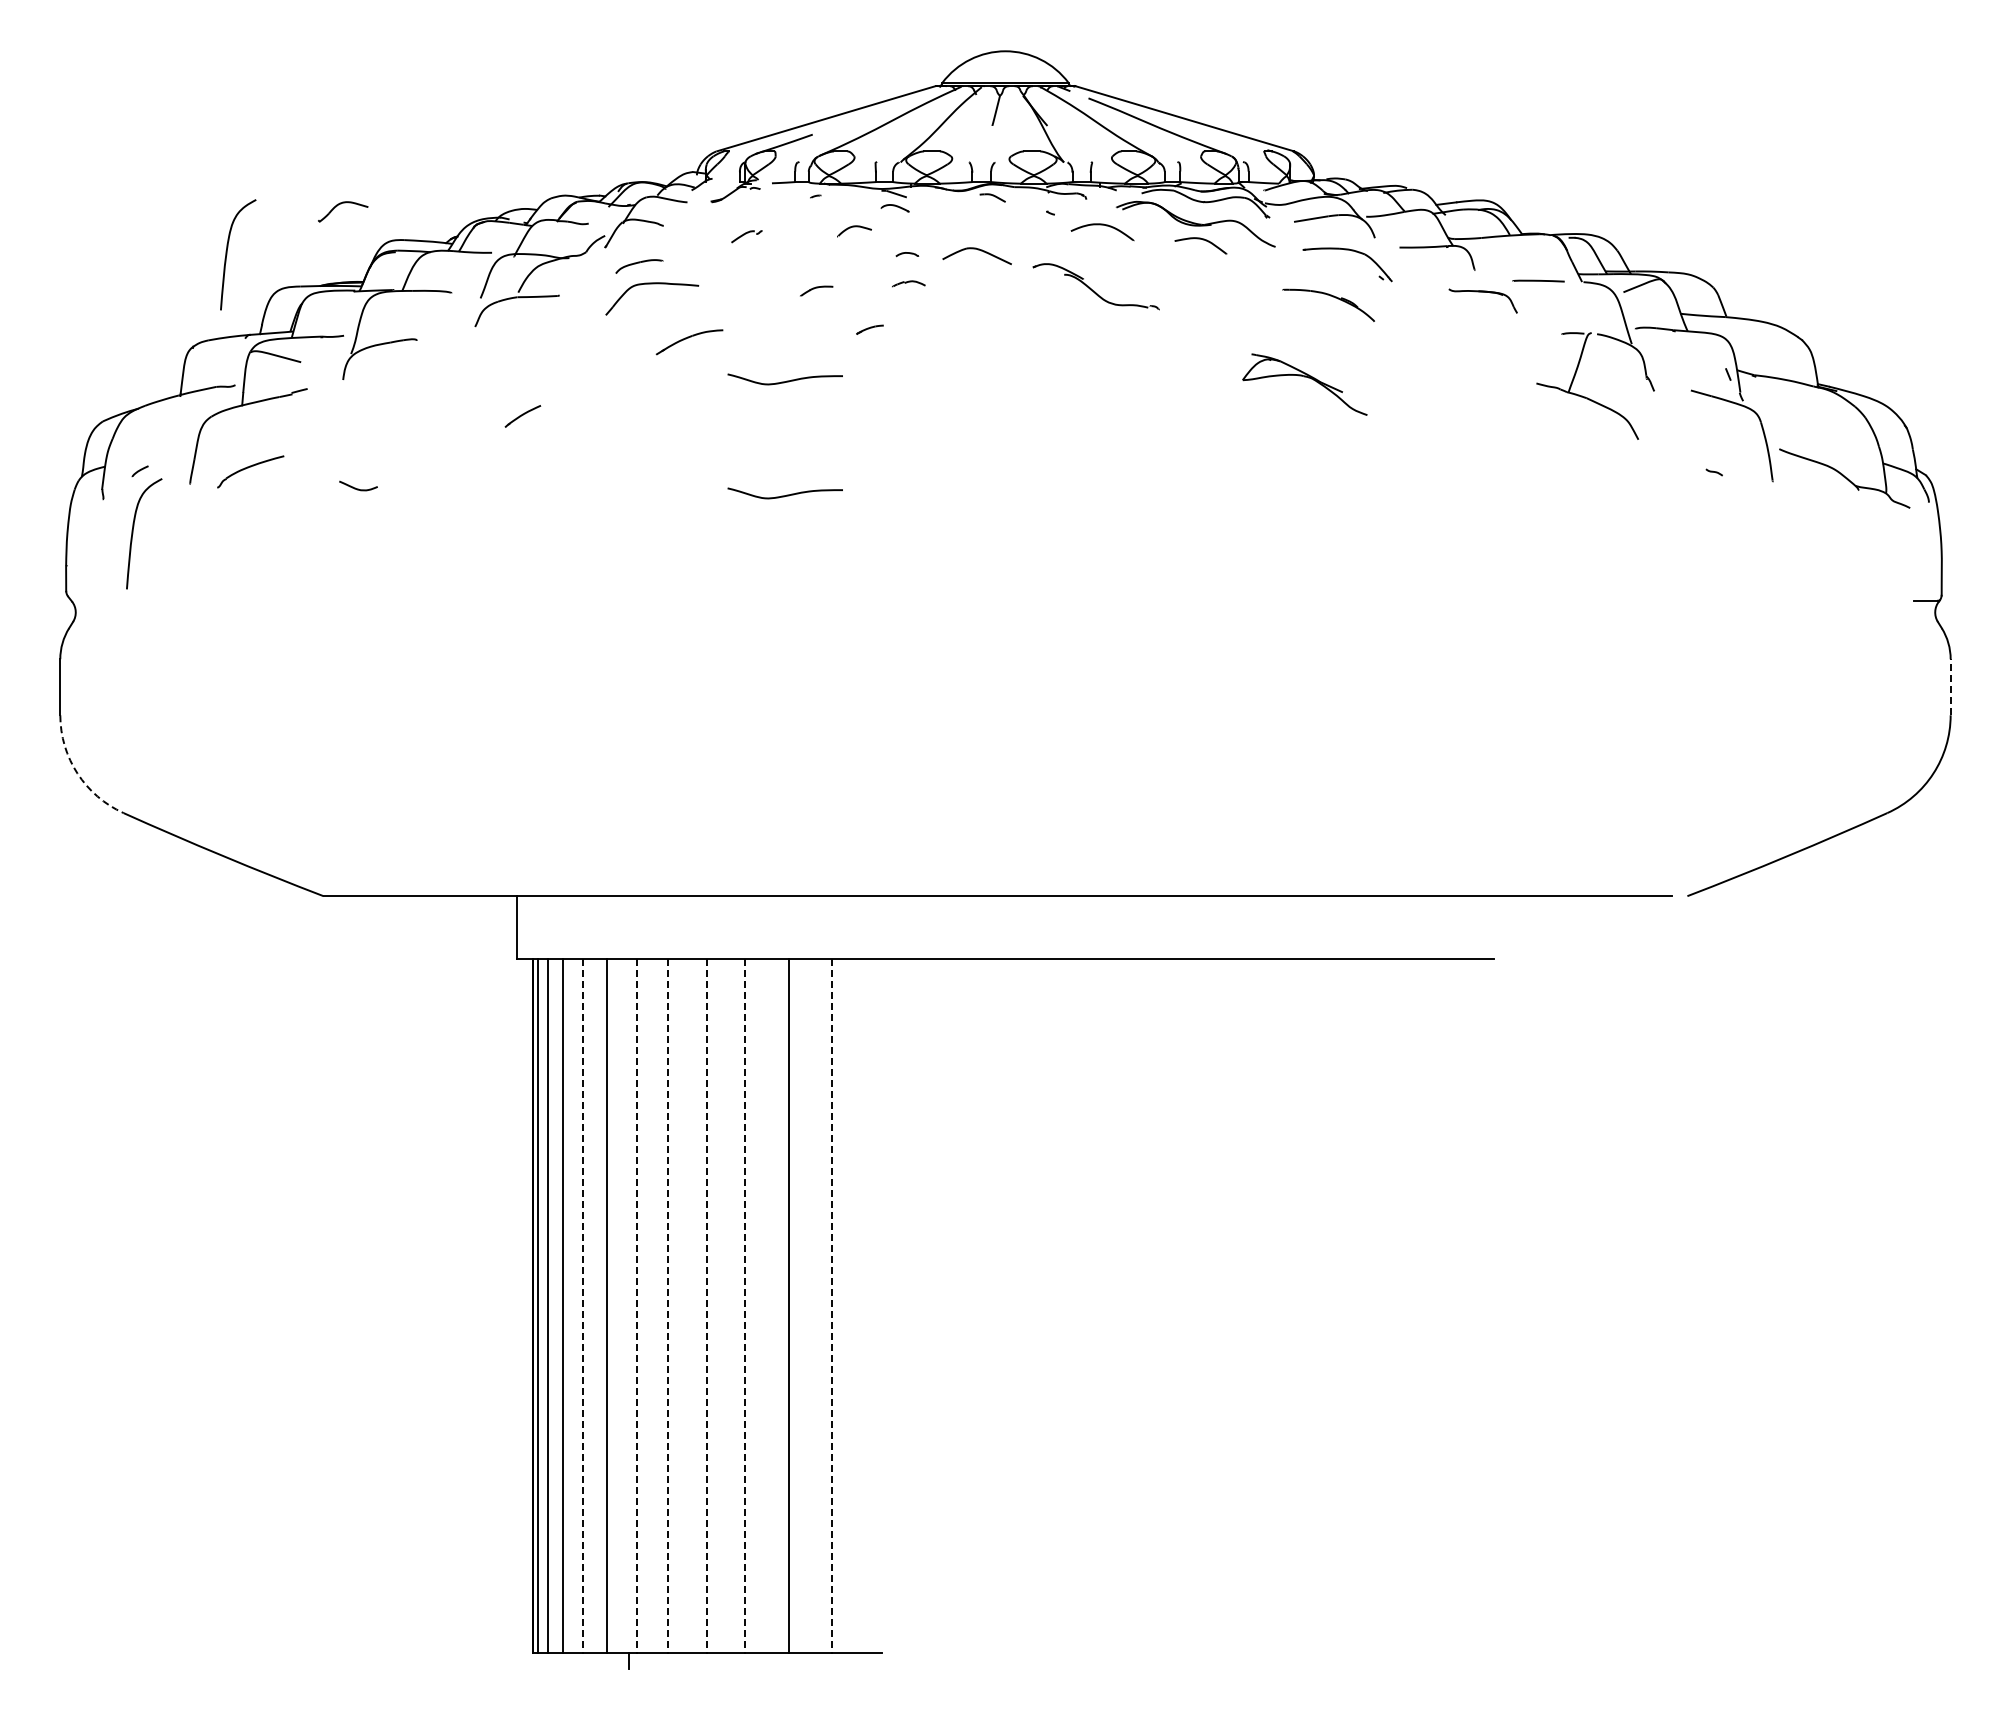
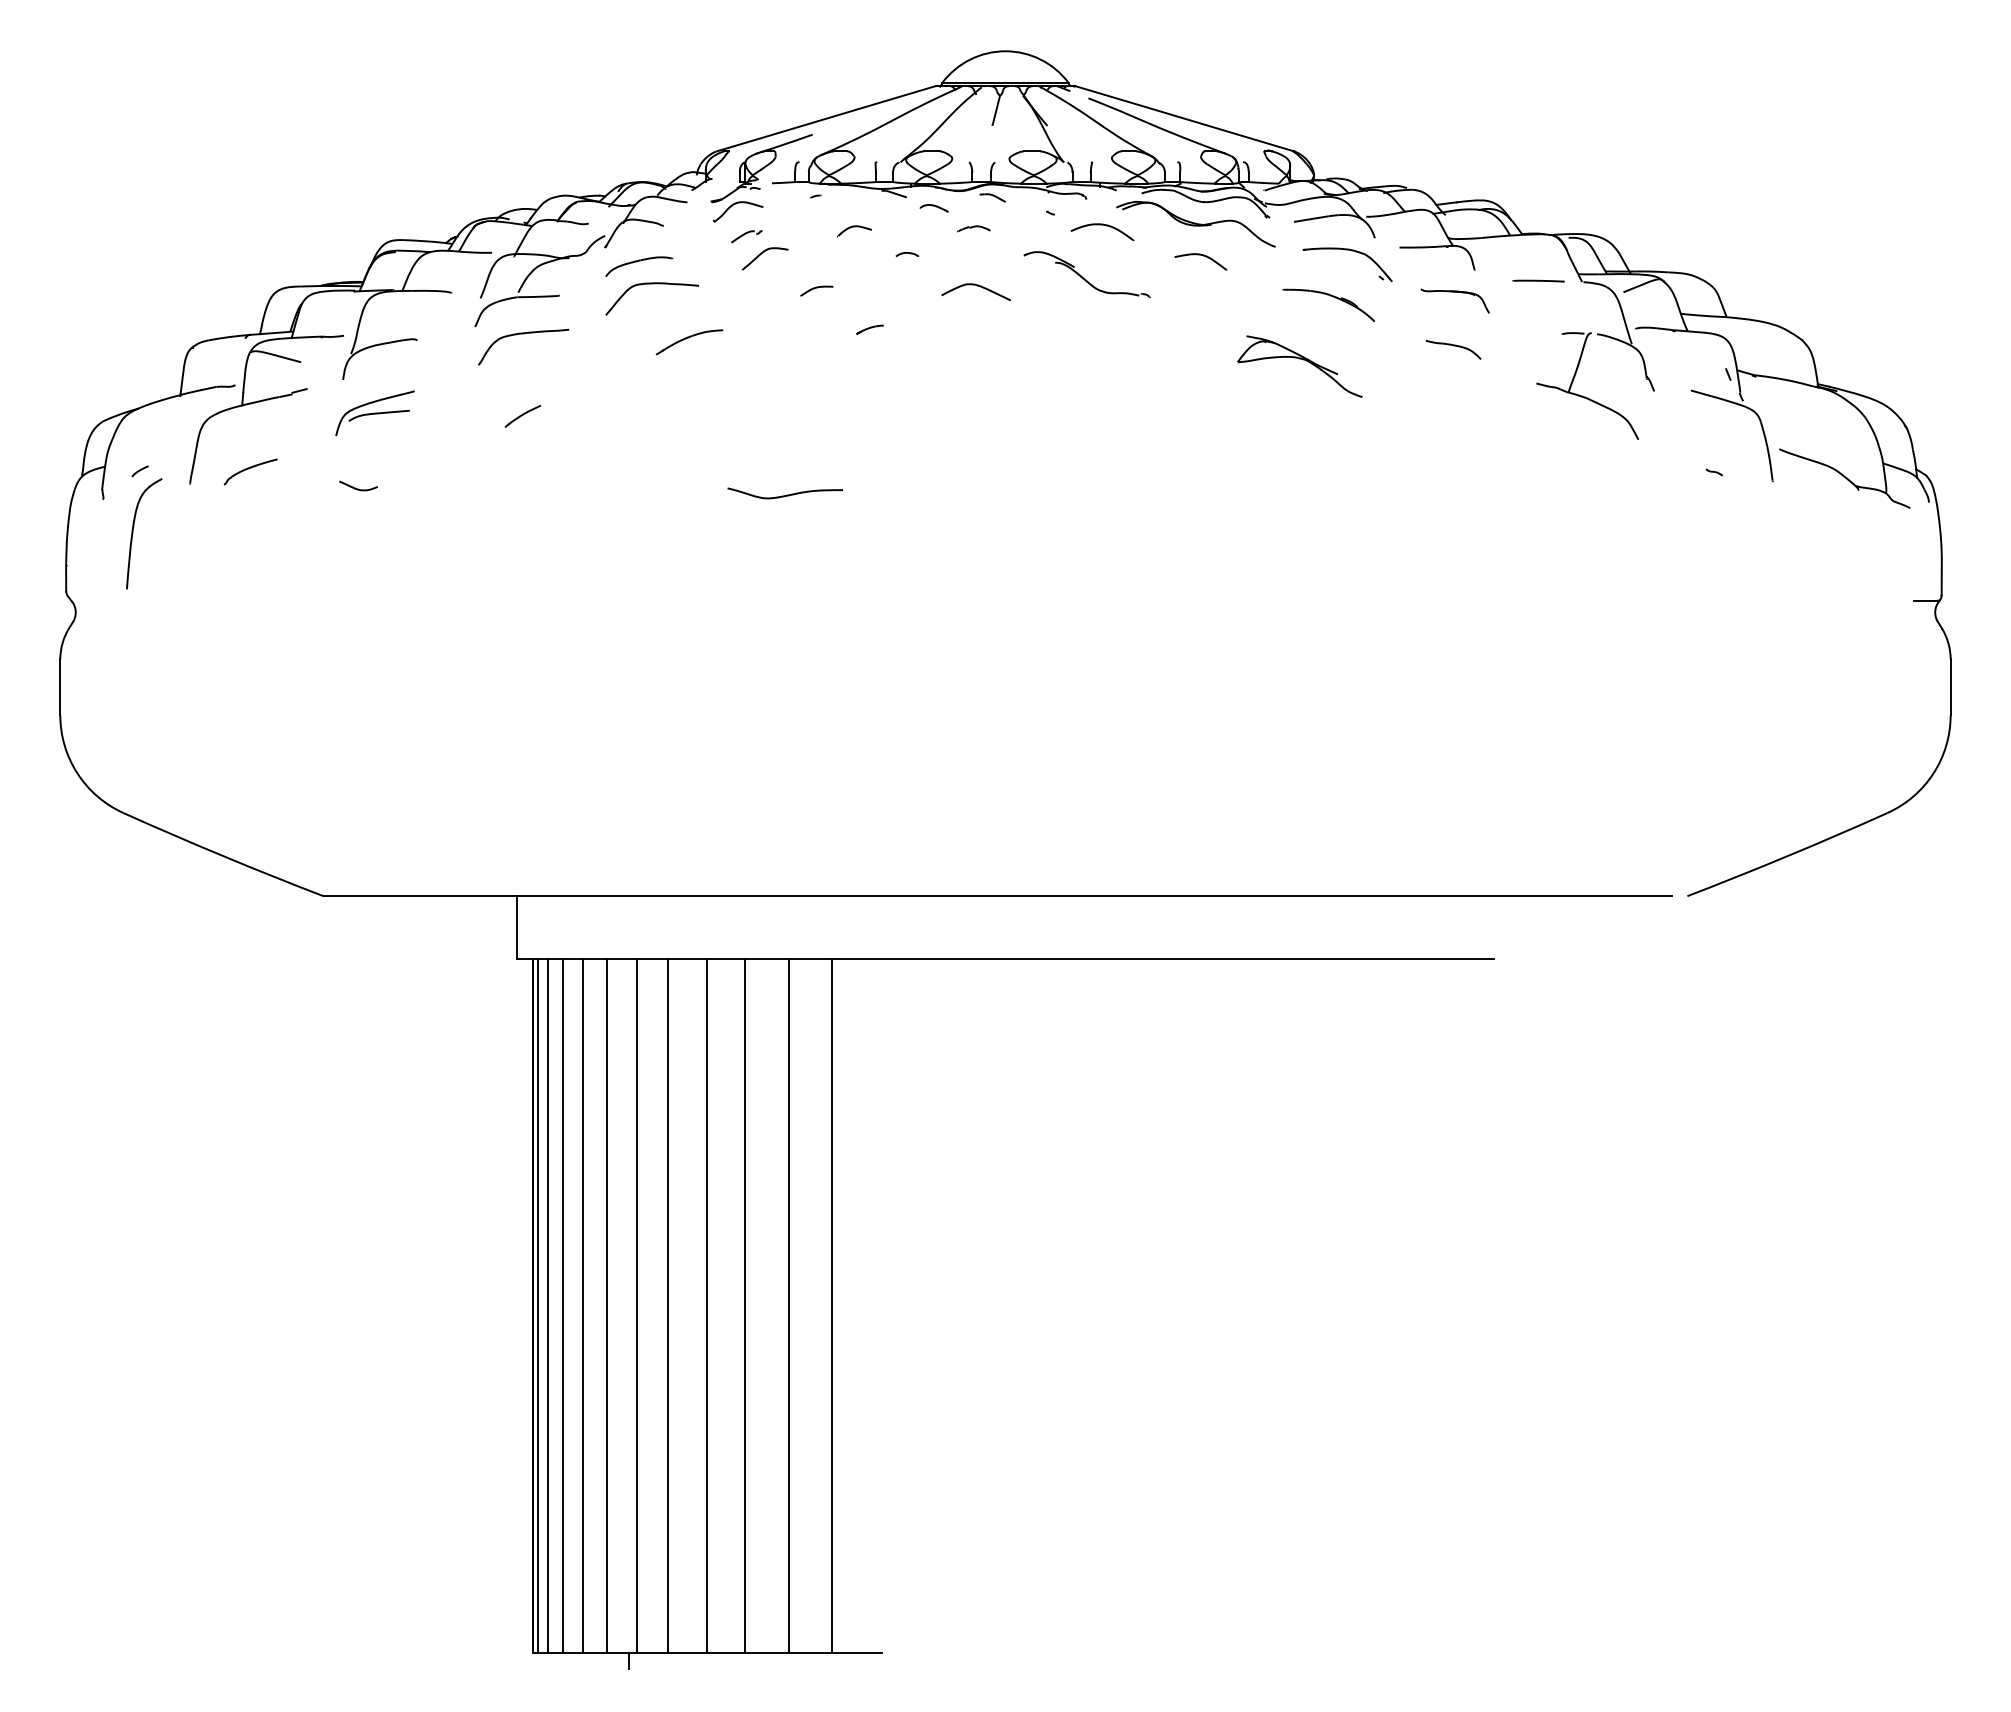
part position: (341, 204) -> (736, 204) (736, 204)
part position: (894, 208) -> (933, 208) (933, 208)
curve position: (1202, 240) -> (1202, 256) (1202, 256)
part position: (978, 250) -> (977, 286) (977, 286)
curve: present -> none (227, 254)
curve: none -> present (761, 254)
part size: 49x15 px -> 69x21 px (639, 266)
part position: (908, 283) -> (973, 228) (973, 228)
part position: (1095, 286) -> (1086, 274) (1086, 274)
part position: (1482, 292) -> (1454, 292) (1454, 292)
part: none -> present (523, 334)
part: none -> present (1453, 349)
part position: (1304, 377) -> (1299, 359) (1299, 359)
curve: present -> none (784, 381)
part: none -> present (374, 413)
part size: 68x34 px -> 54x28 px (250, 471)
line: dashed -> solid (1950, 686)
arc: dashed -> solid (77, 773)
line: dashed -> solid (583, 1306)
line: dashed -> solid (636, 1306)
line: dashed -> solid (668, 1306)
line: dashed -> solid (706, 1306)
line: dashed -> solid (744, 1306)
line: dashed -> solid (832, 1306)
